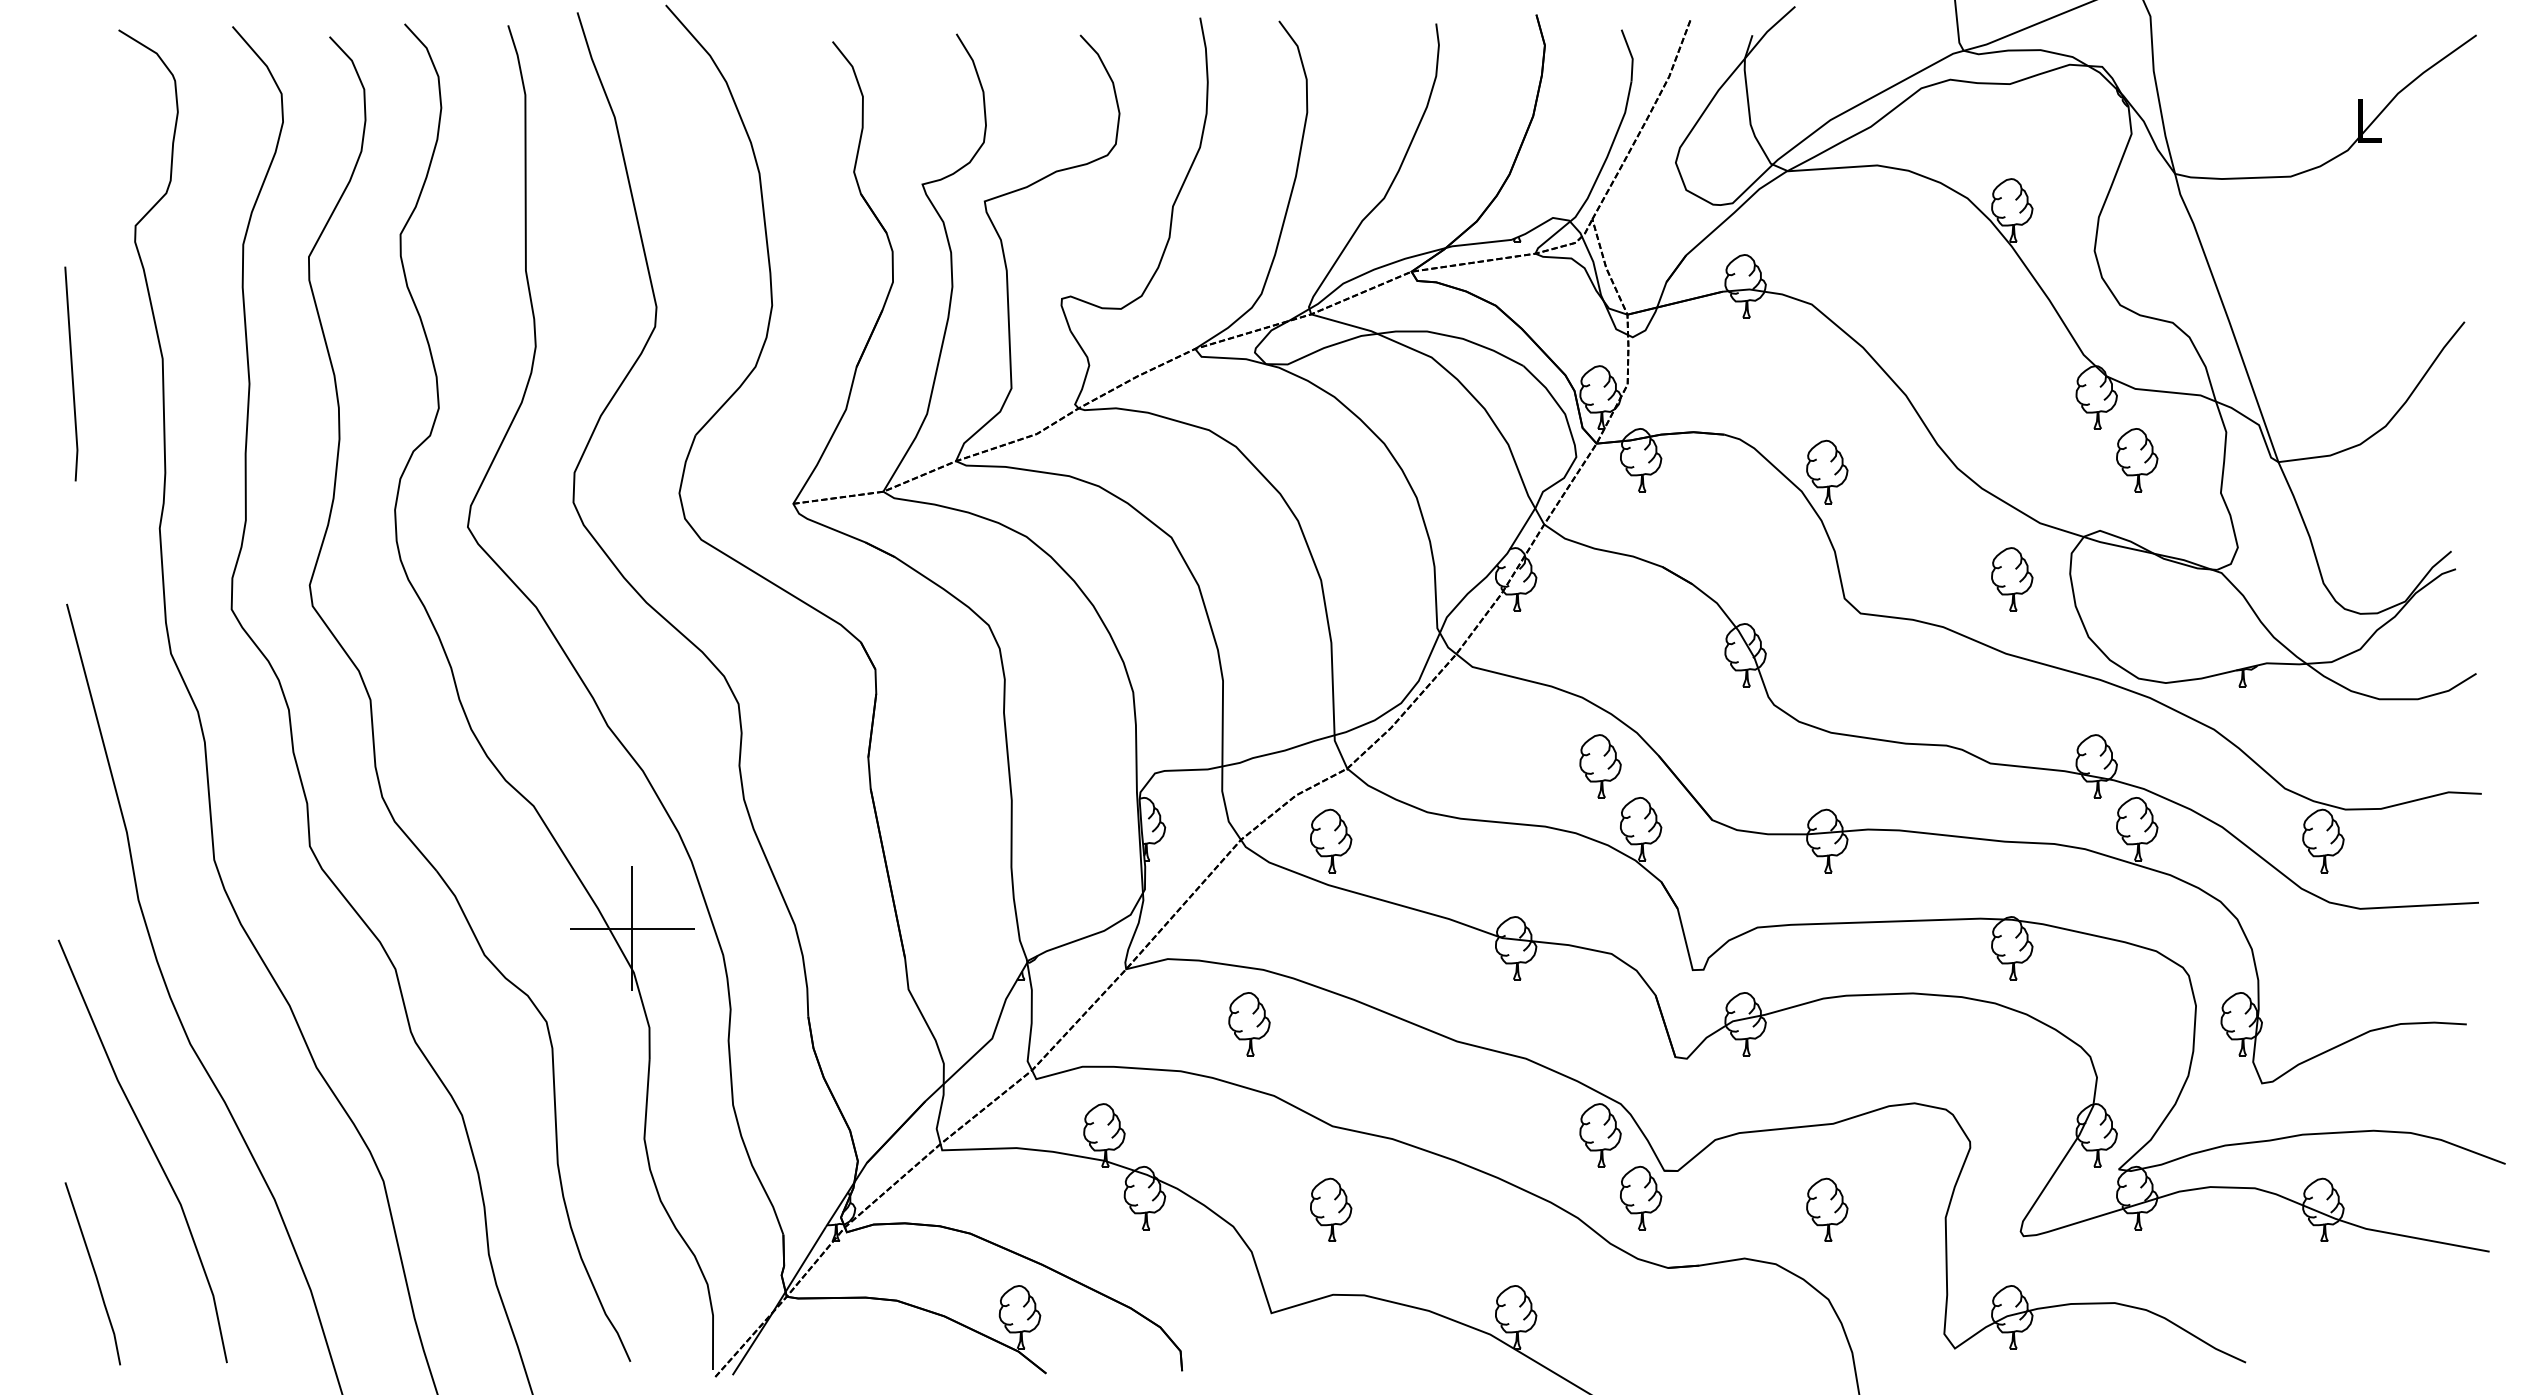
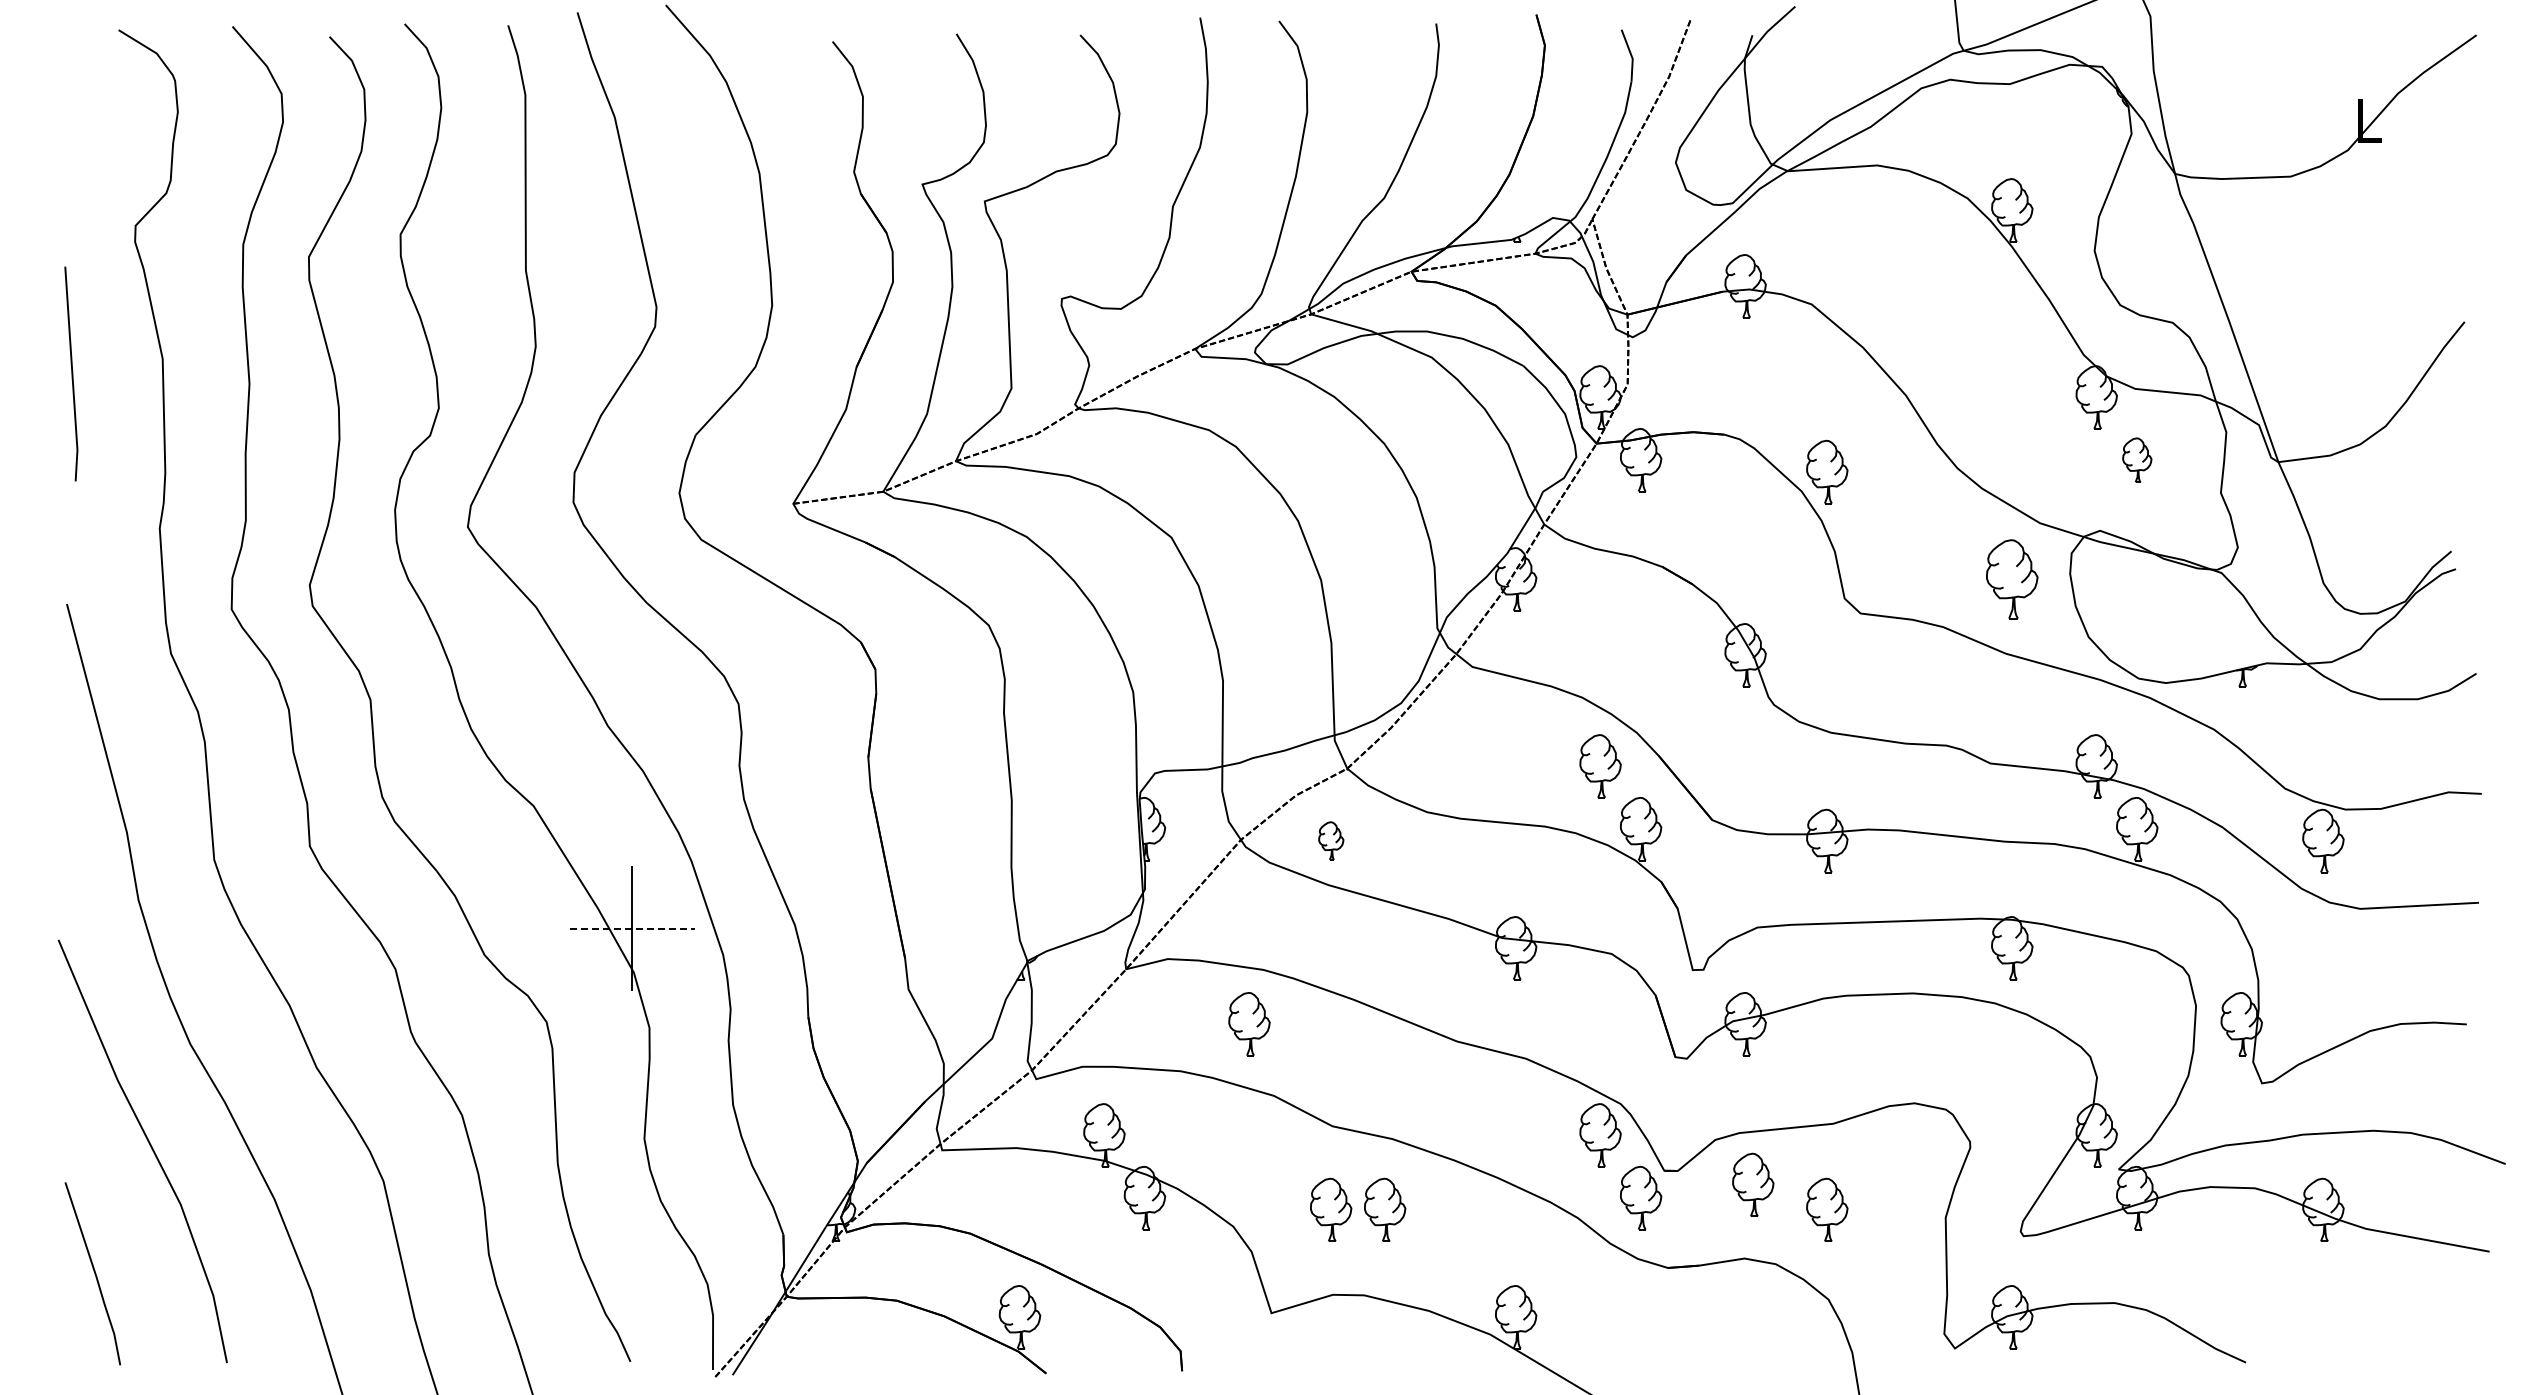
part size: 43x65 px -> 31x46 px (2137, 459)
part size: 43x65 px -> 53x81 px (2012, 579)
part size: 43x66 px -> 27x40 px (1331, 840)
line: solid -> dashed (632, 928)
part: none -> present (1753, 1184)
part: none -> present (1385, 1209)
